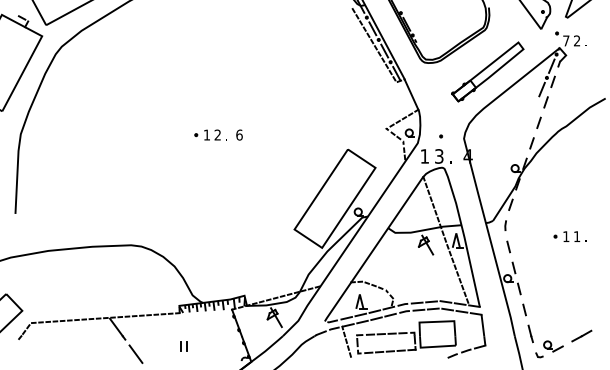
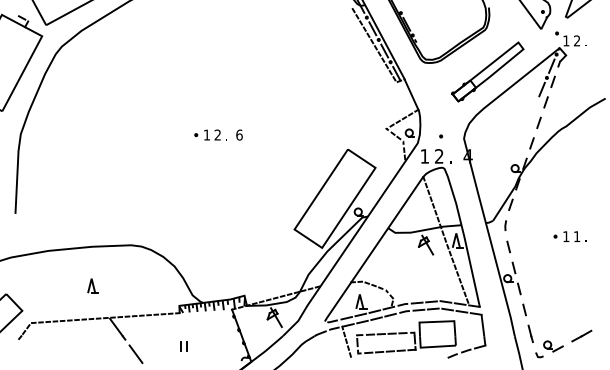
text: 7 -> 1 (566, 40)
text: 3 -> 2 (439, 156)
part: none -> present (92, 285)
